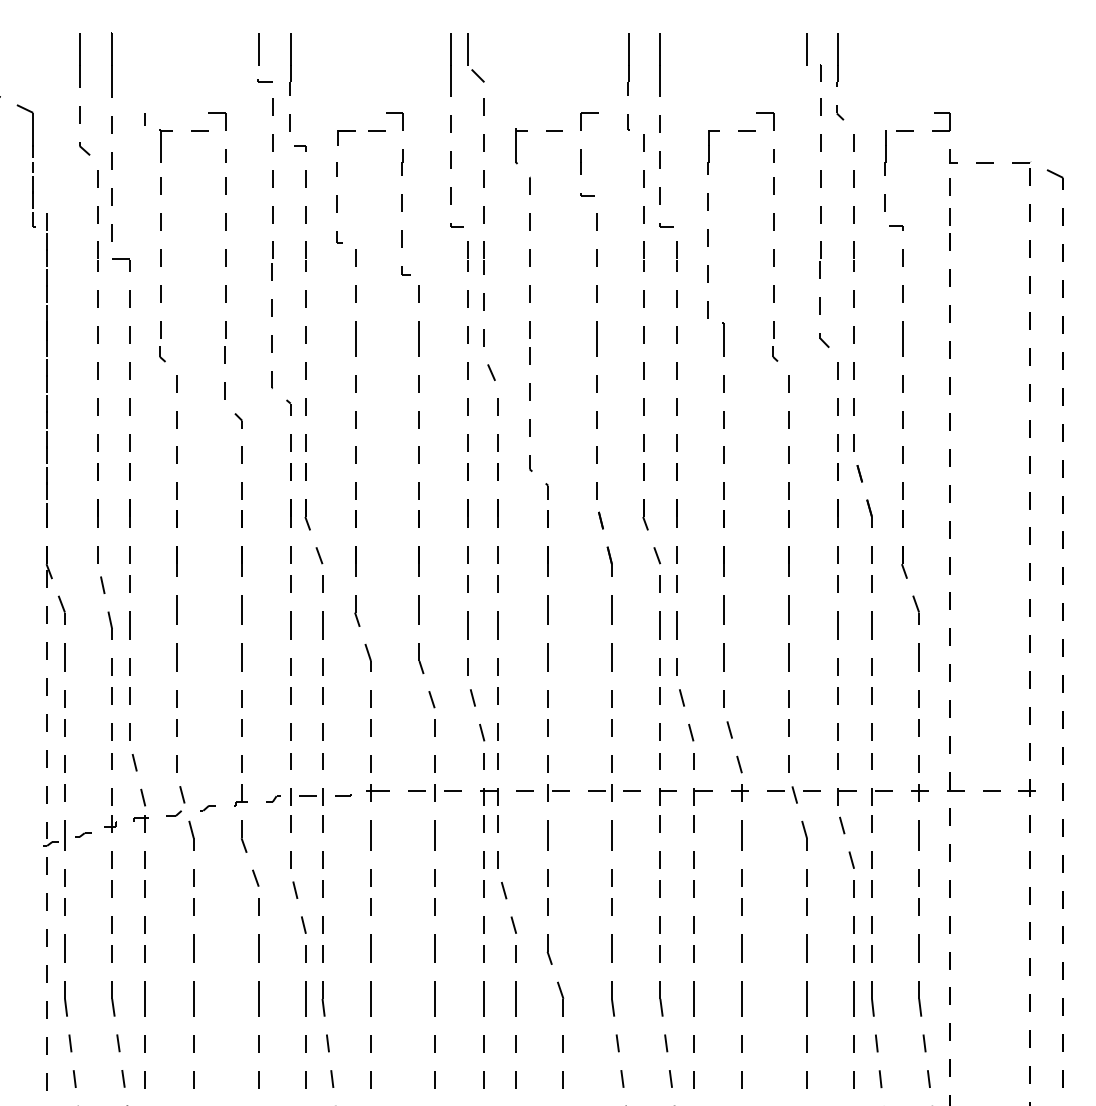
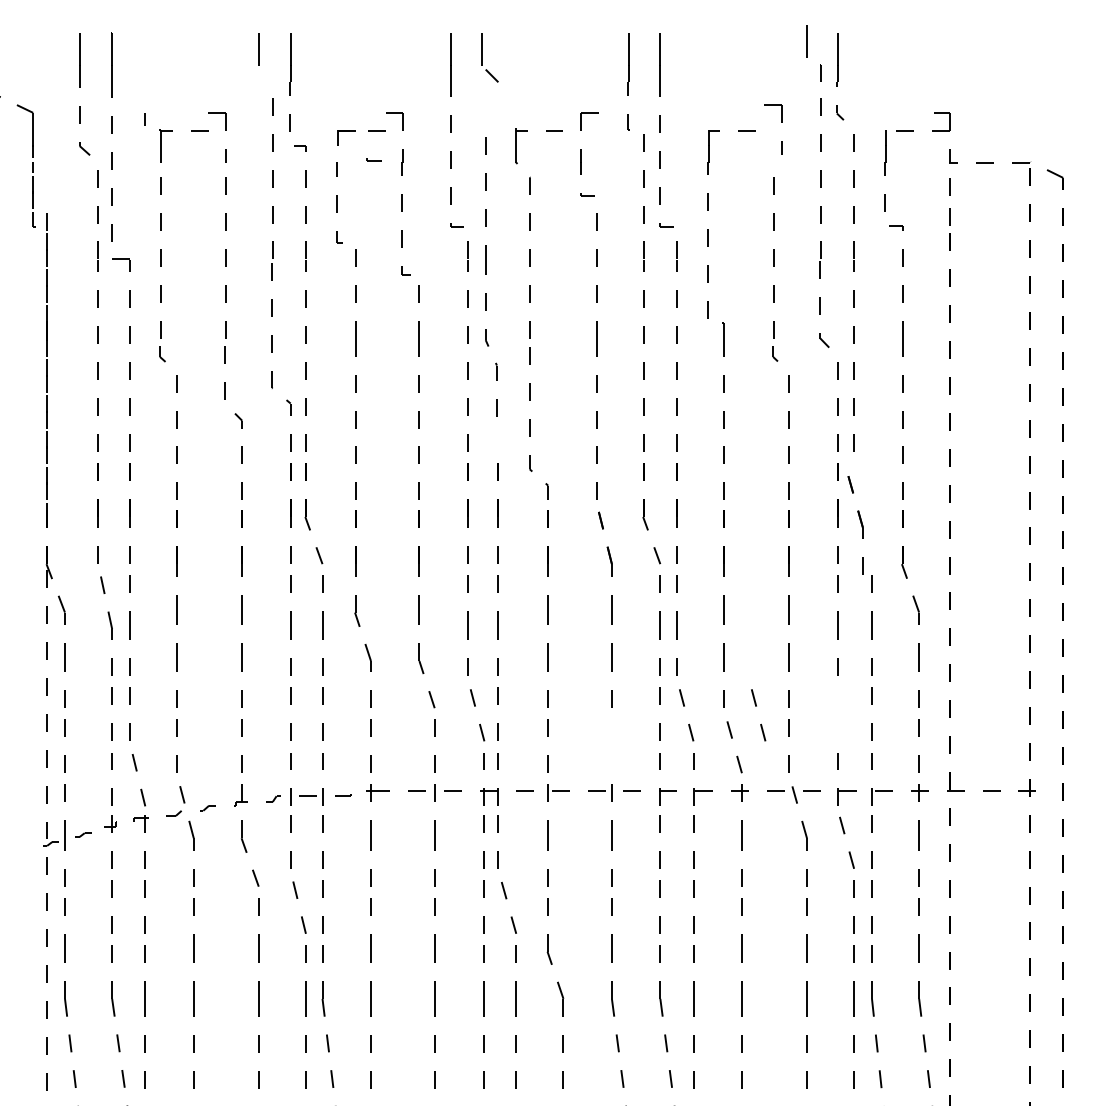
line position: (806, 49) -> (806, 41) (806, 41)
part position: (468, 57) -> (482, 57) (482, 57)
line position: (264, 81) -> (373, 160) (373, 160)
part position: (773, 130) -> (781, 122) (781, 122)
part size: 16x354 px -> 13x280 px (491, 276)
part position: (864, 514) -> (855, 525) (855, 525)
line: present -> none (837, 704)
line: none -> present (761, 723)
line: present -> none (611, 736)
